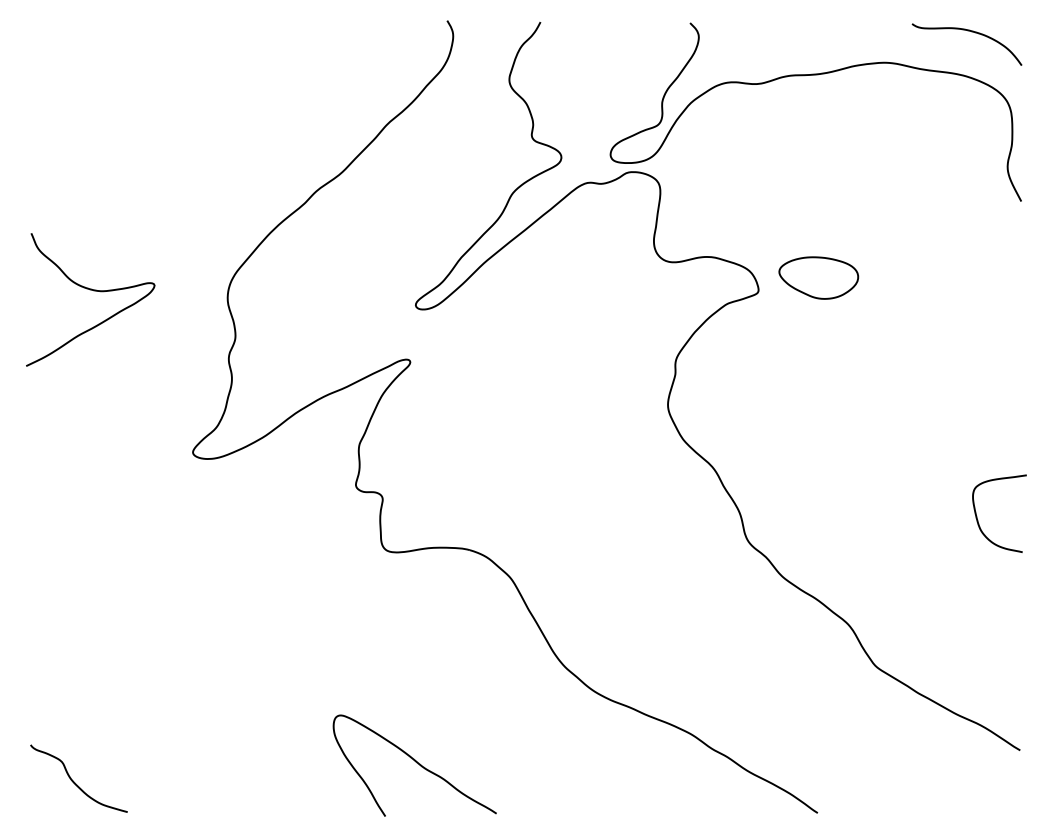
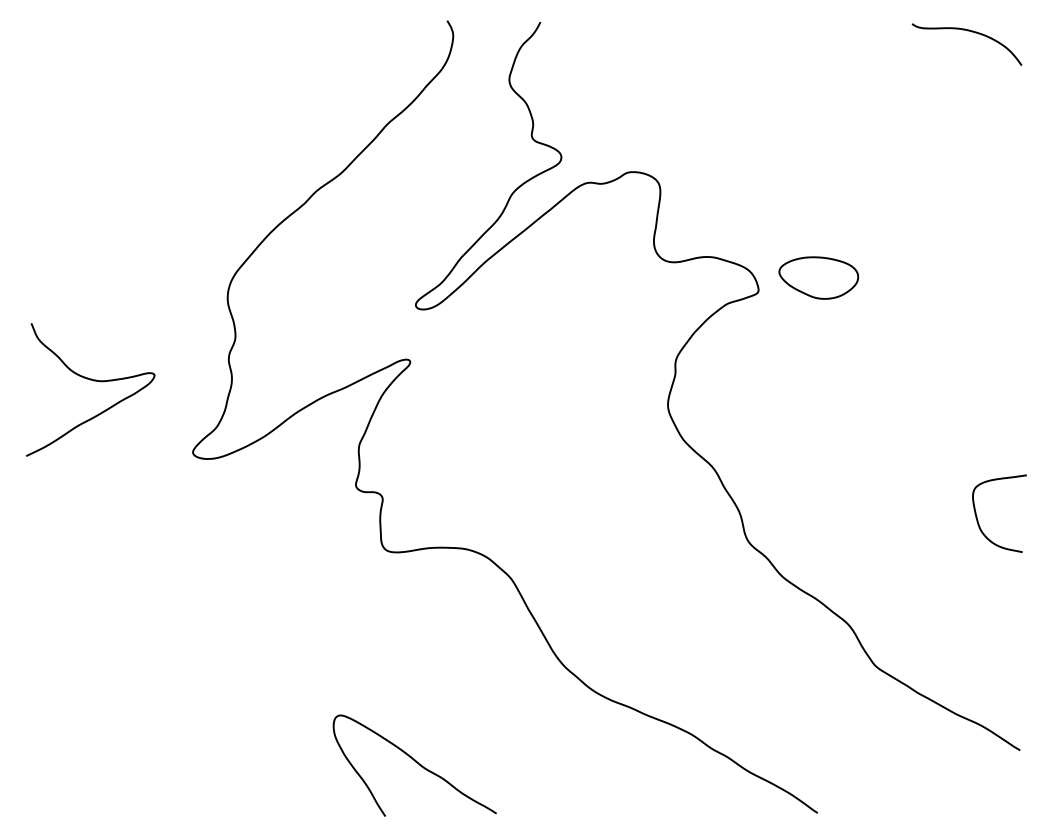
curve: present -> none (815, 75)
curve position: (93, 291) -> (93, 381) (93, 381)
curve: present -> none (74, 781)
